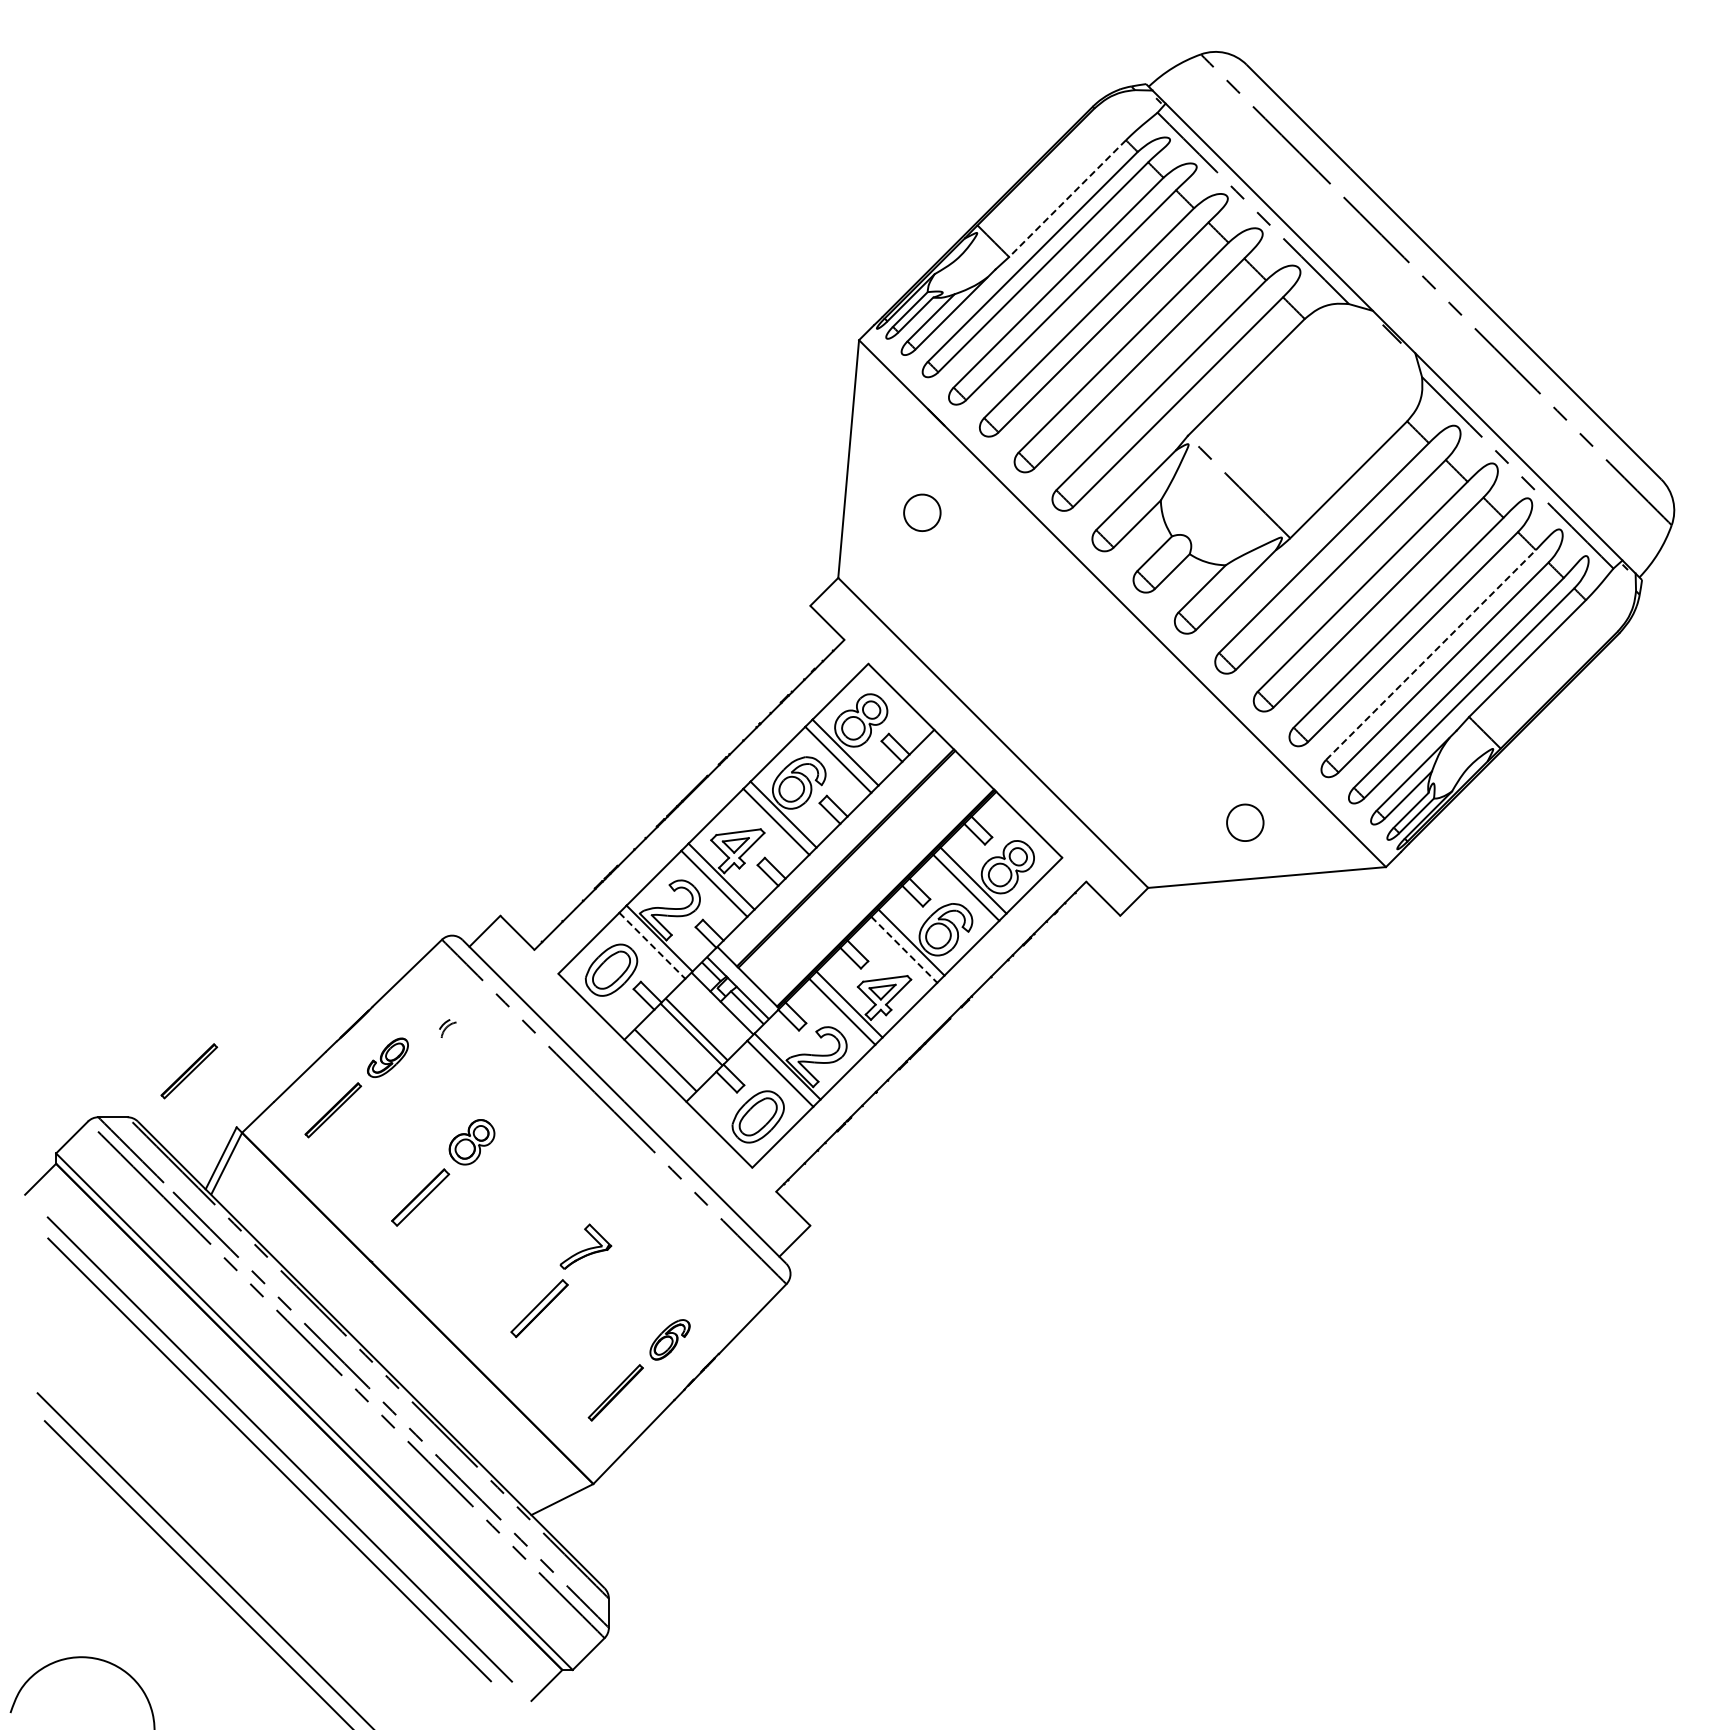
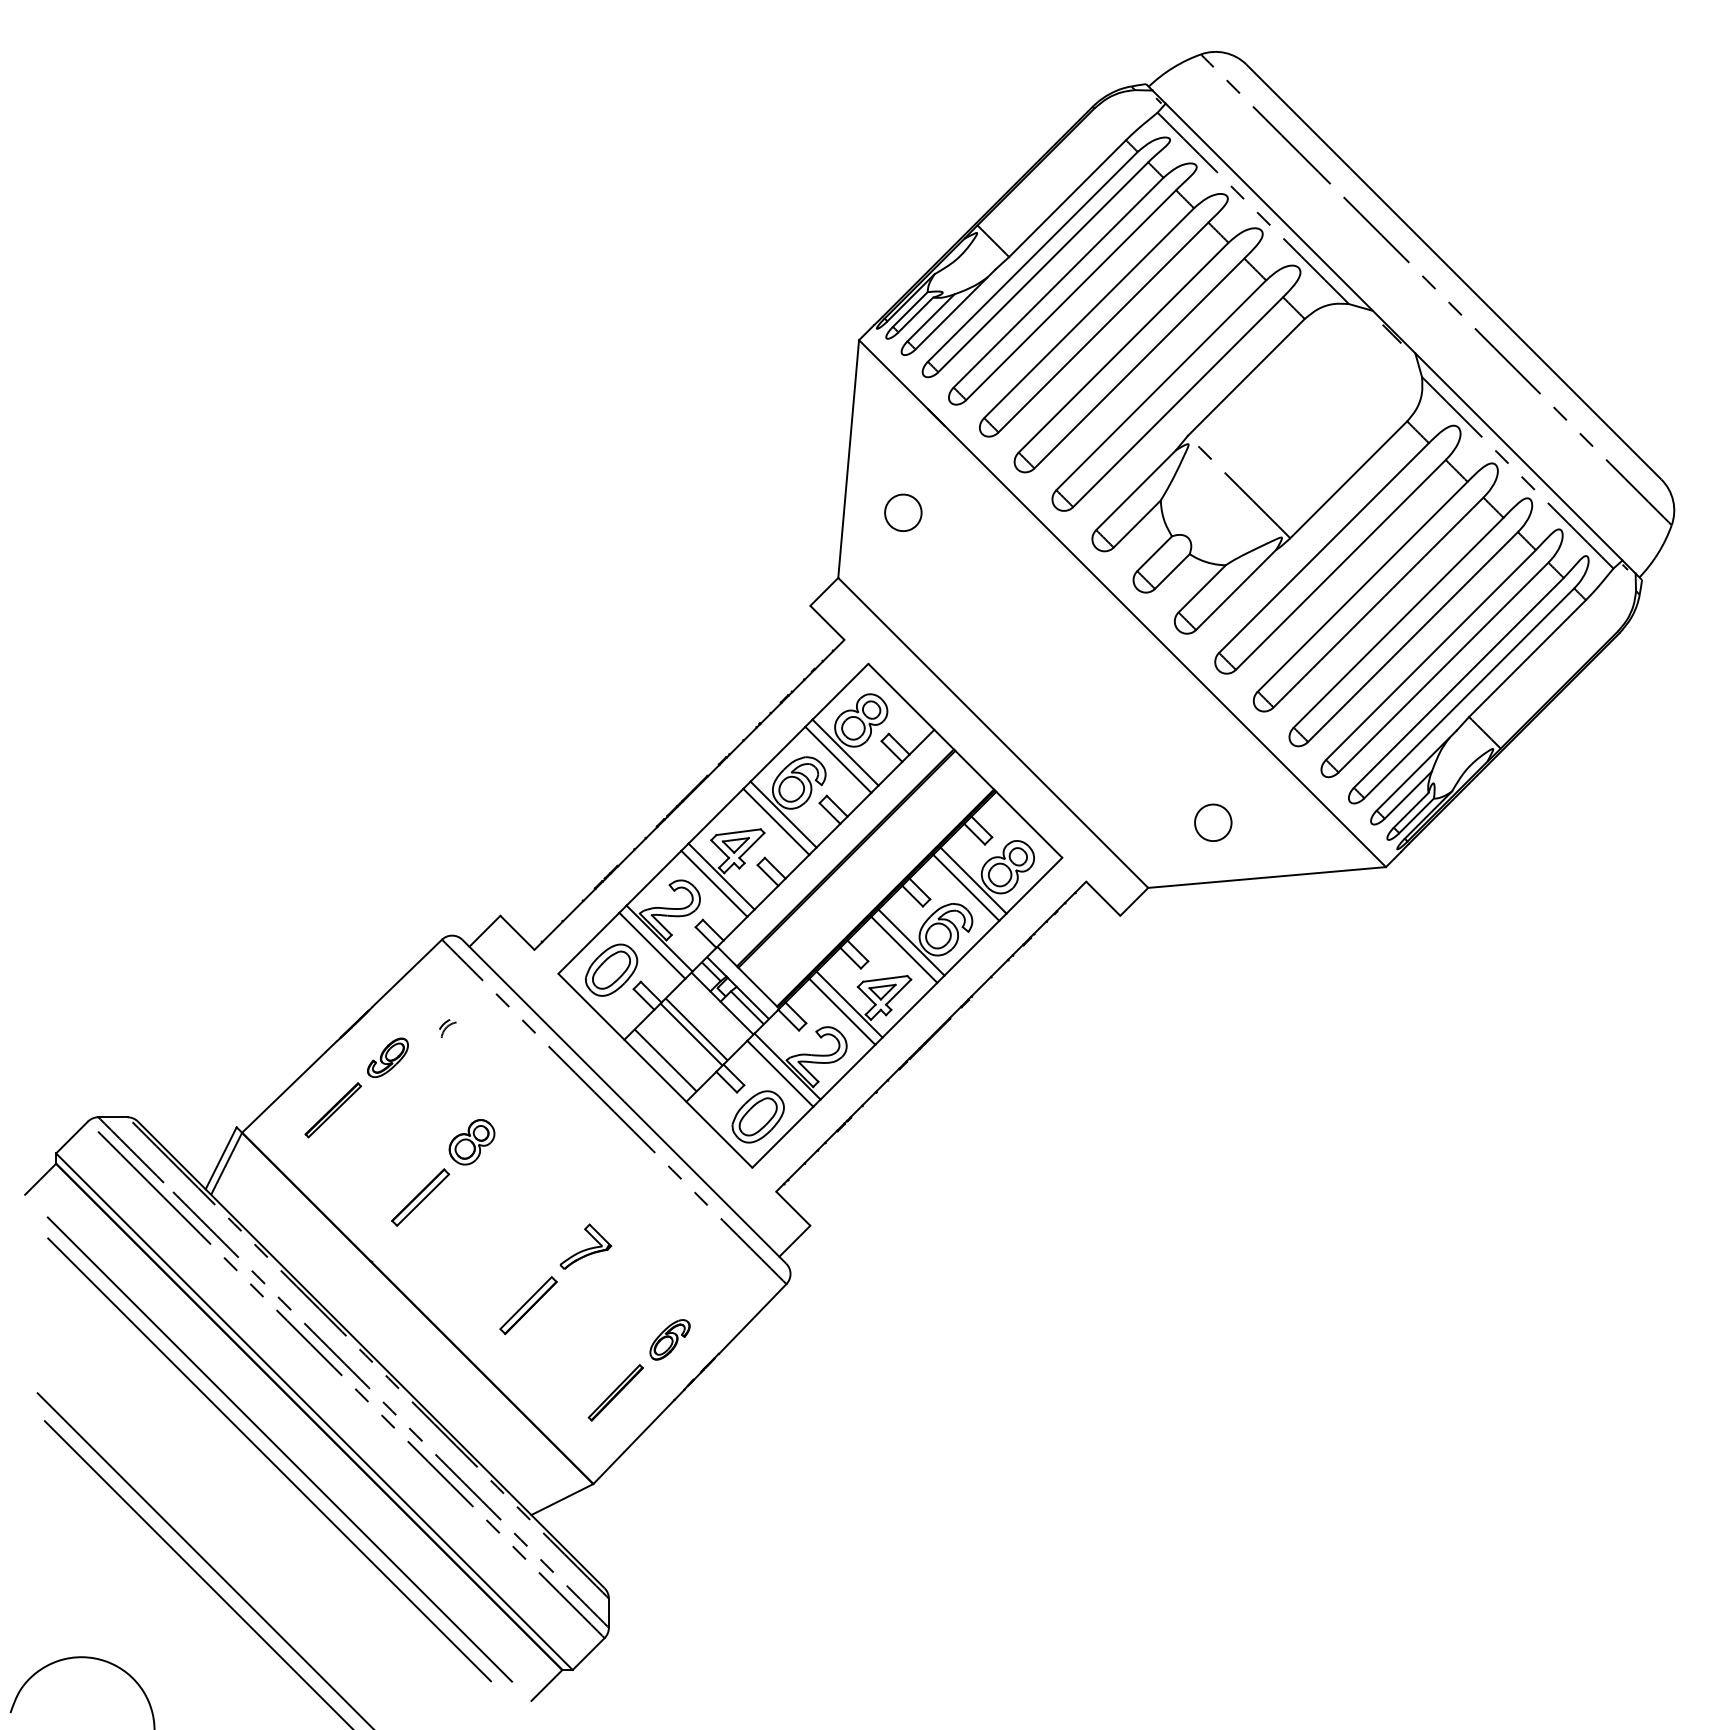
line: dashed -> solid (1067, 198)
part position: (922, 512) -> (903, 512) (903, 512)
line: dashed -> solid (1431, 654)
part position: (1245, 822) -> (1213, 822) (1213, 822)
line: dashed -> solid (652, 945)
line: dashed -> solid (904, 949)
part: present -> none (189, 1071)
part position: (539, 1308) -> (528, 1305) (528, 1305)
